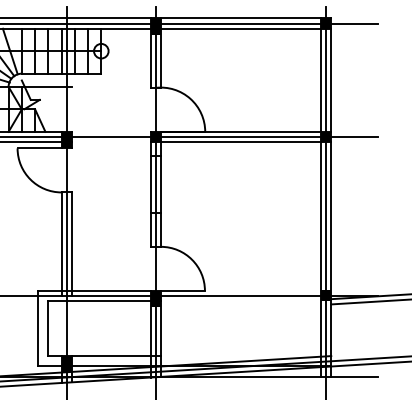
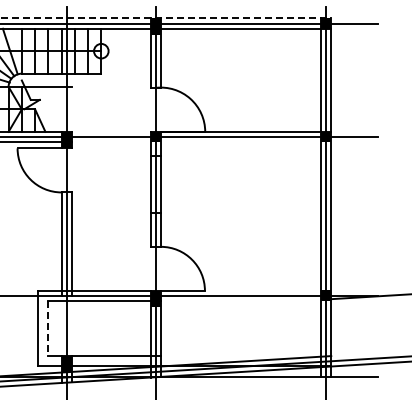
line: solid -> dashed (166, 18)
line: present -> none (240, 142)
line: present -> none (369, 301)
line: solid -> dashed (48, 328)
